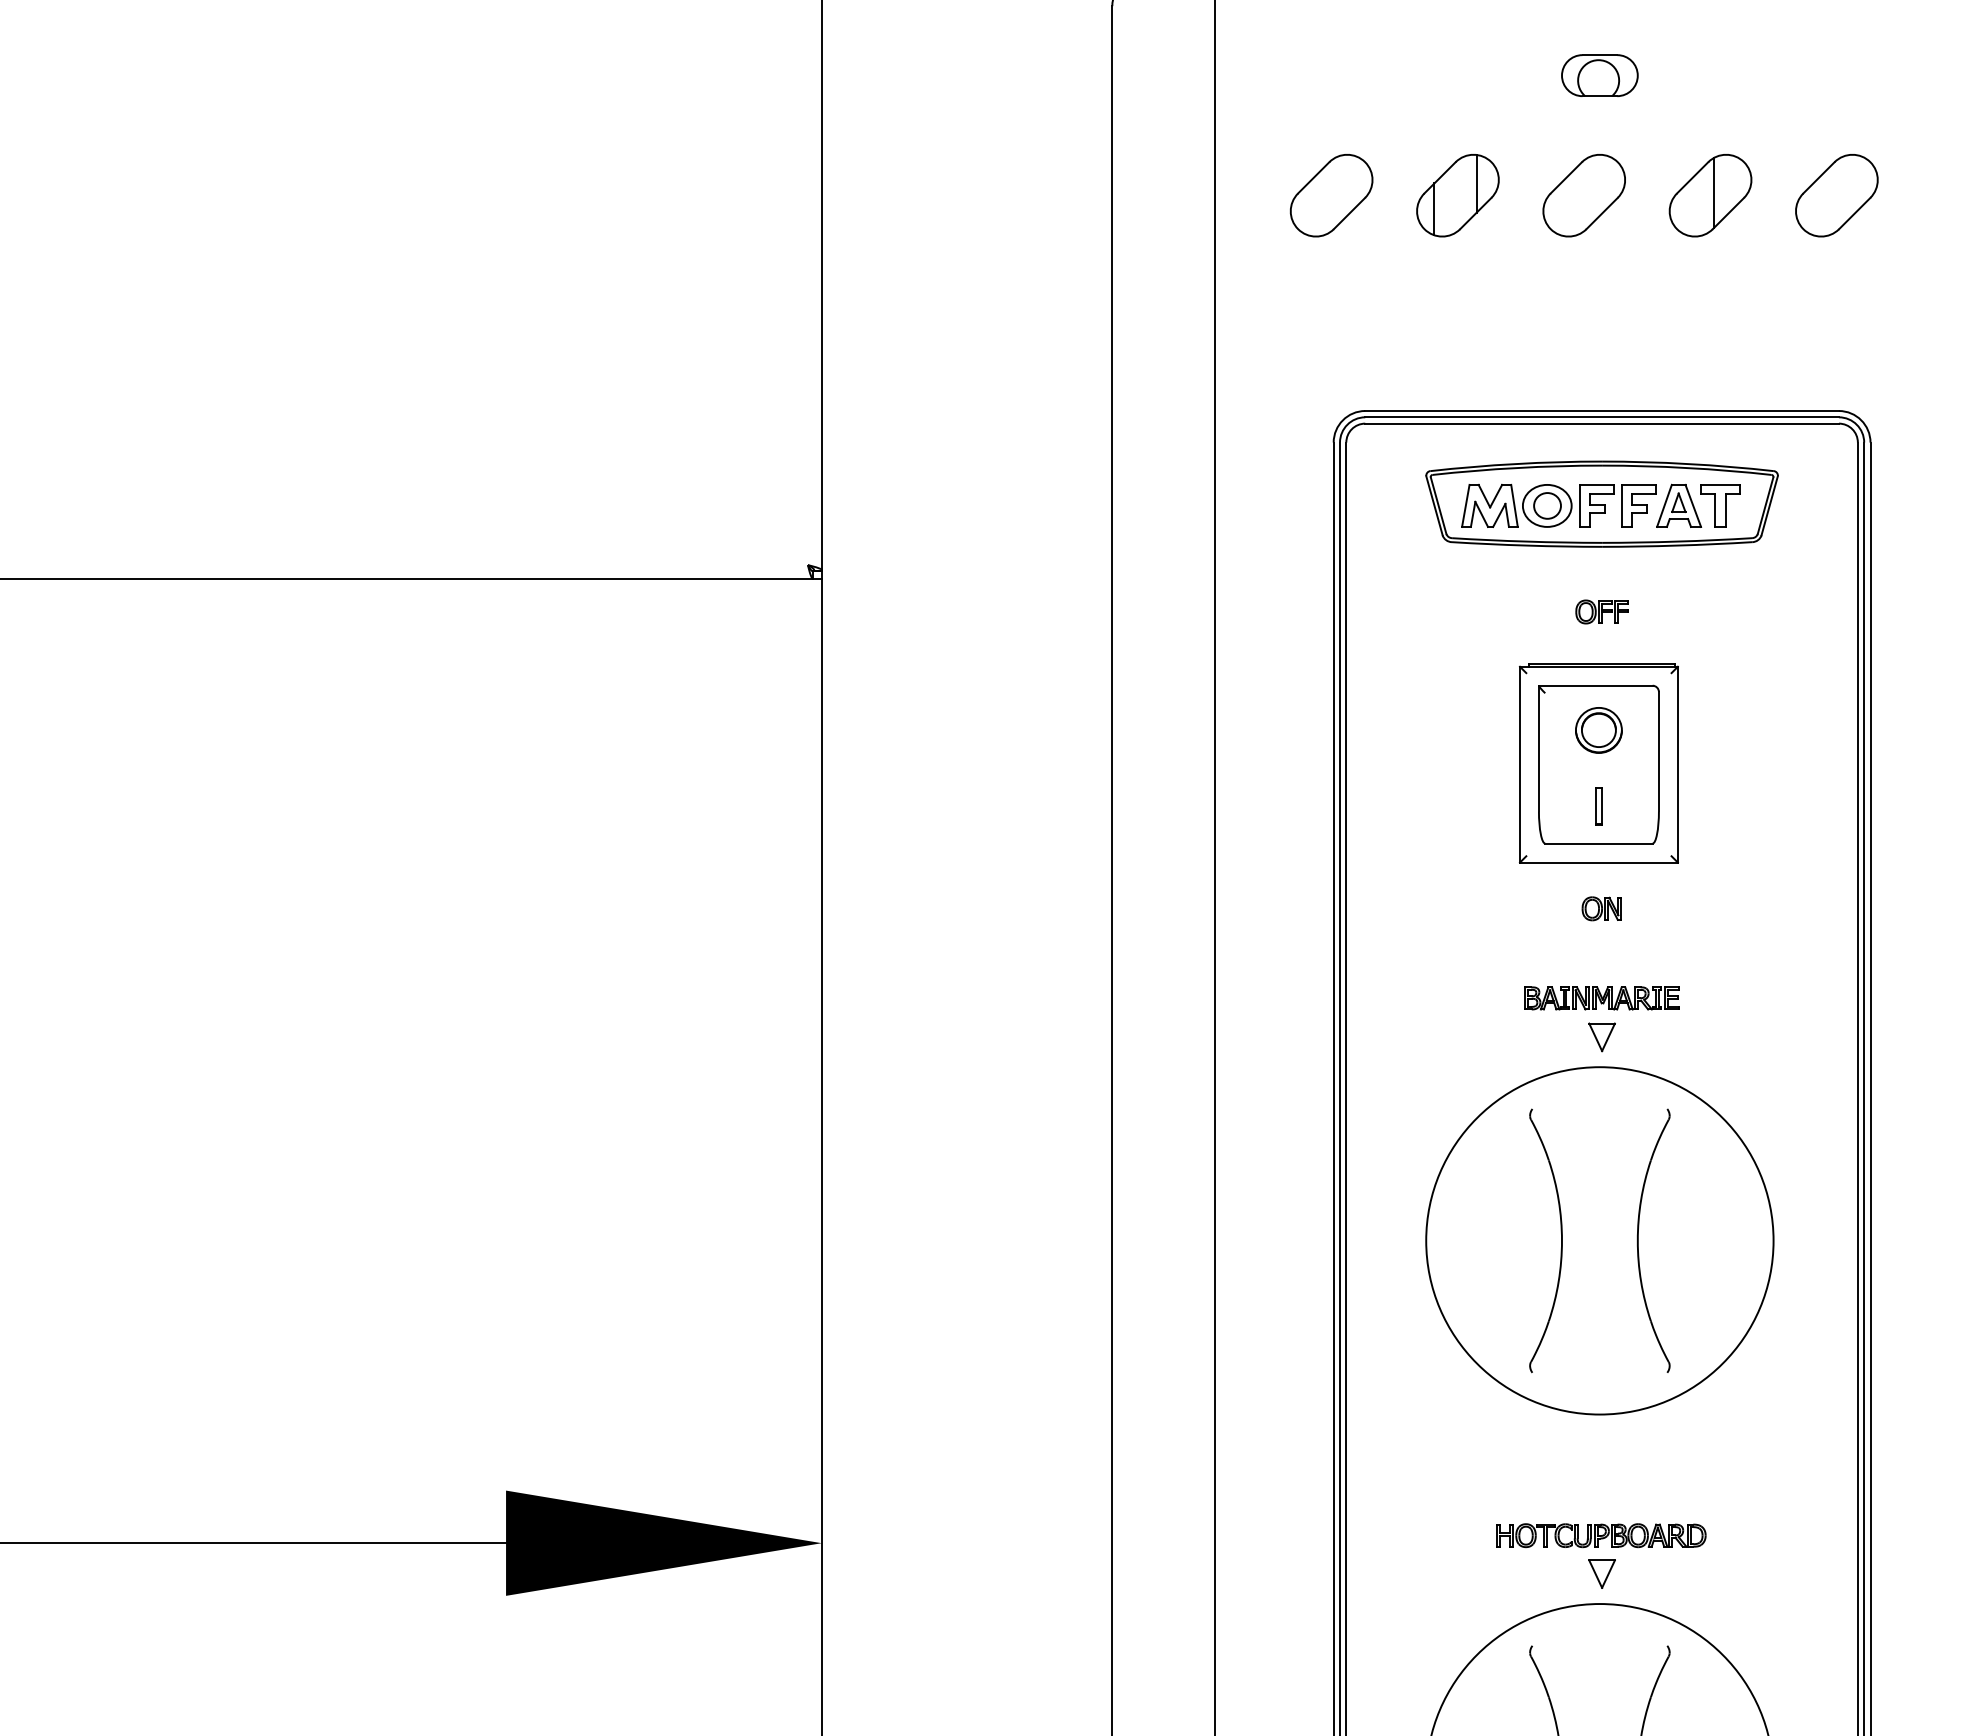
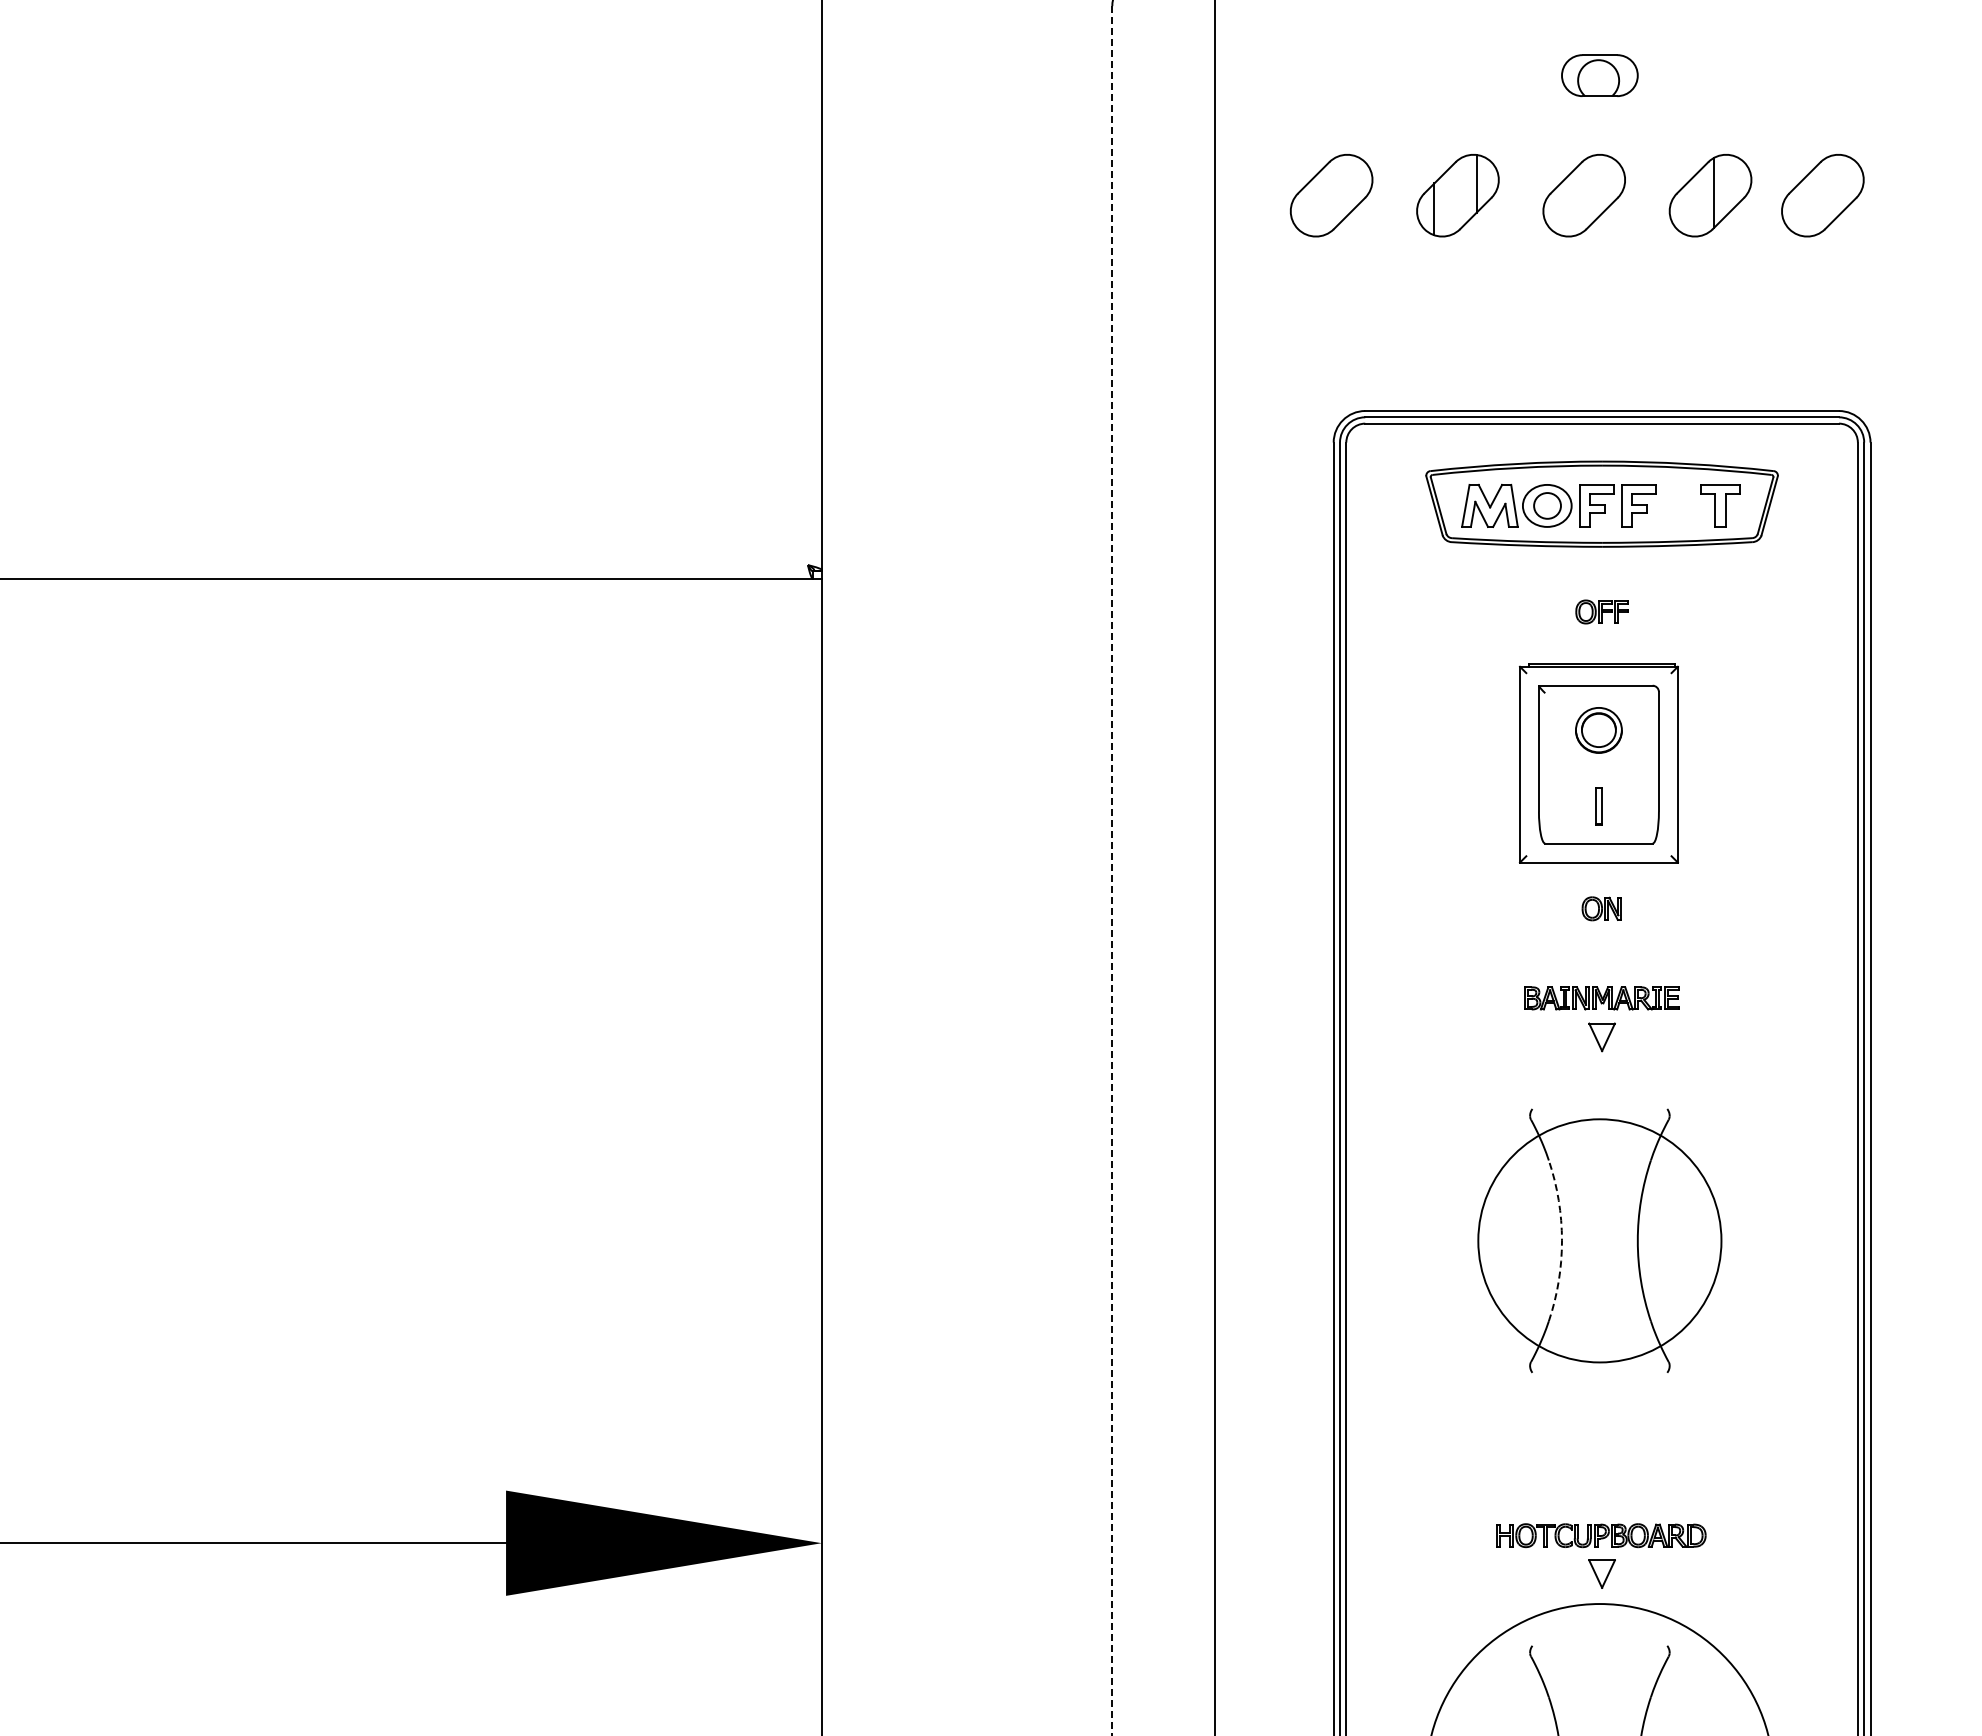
part position: (1836, 195) -> (1822, 195) (1822, 195)
part: present -> none (1679, 505)
line: solid -> dashed (1112, 871)
arc: solid -> dashed (1562, 1240)
circle diameter: 347 px -> 243 px (1599, 1240)
